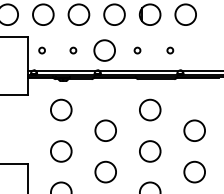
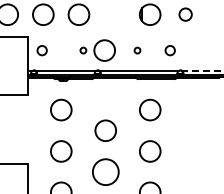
circle: present -> none (114, 14)
circle size: 23x23 px -> 15x15 px (185, 14)
circle size: 8x9 px -> 12x12 px (41, 50)
circle position: (73, 50) -> (83, 50) (83, 50)
circle size: 9x9 px -> 12x12 px (169, 50)
line: solid -> dashed (202, 70)
circle: present -> none (194, 130)
circle size: 23x24 px -> 28x28 px (105, 171)
circle: present -> none (194, 171)
